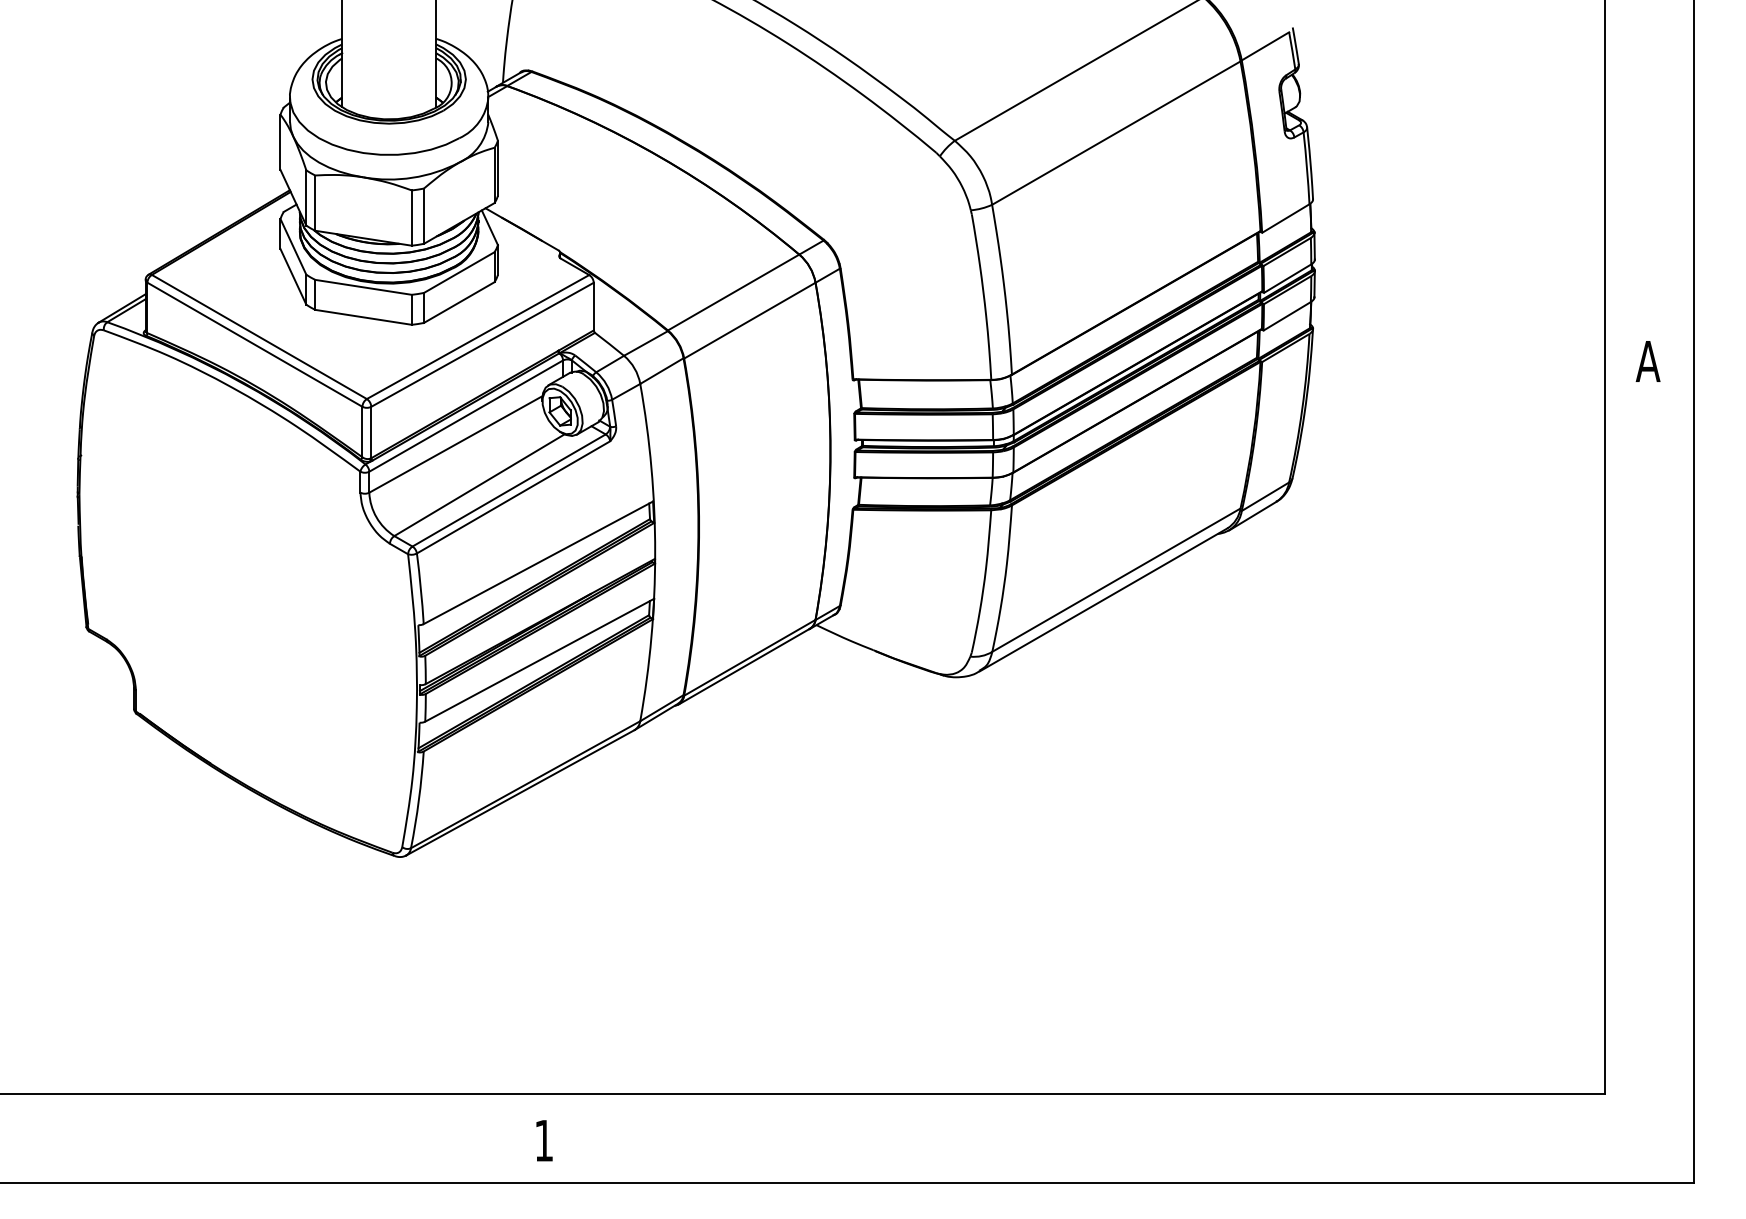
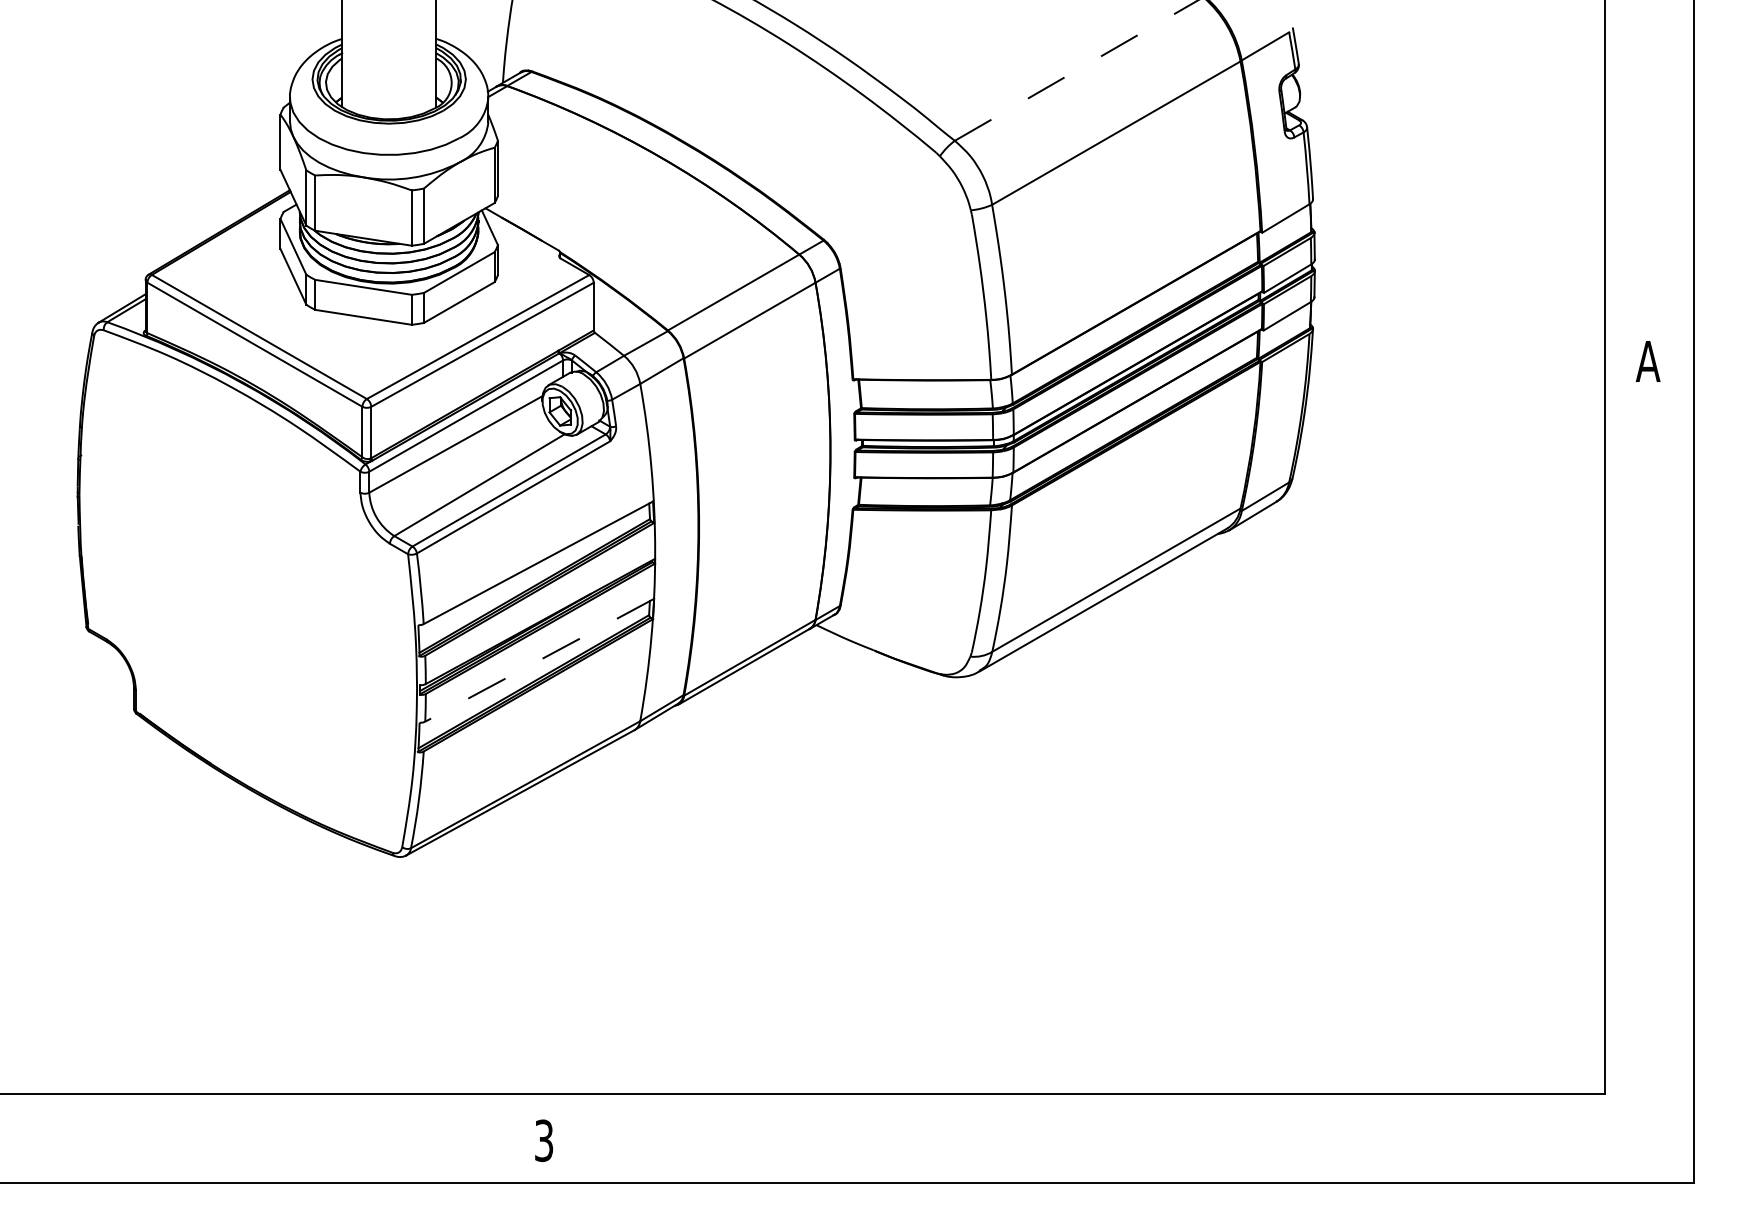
line: solid -> dashed (1076, 70)
line: solid -> dashed (539, 660)
text: 1 -> 3 (544, 1140)
